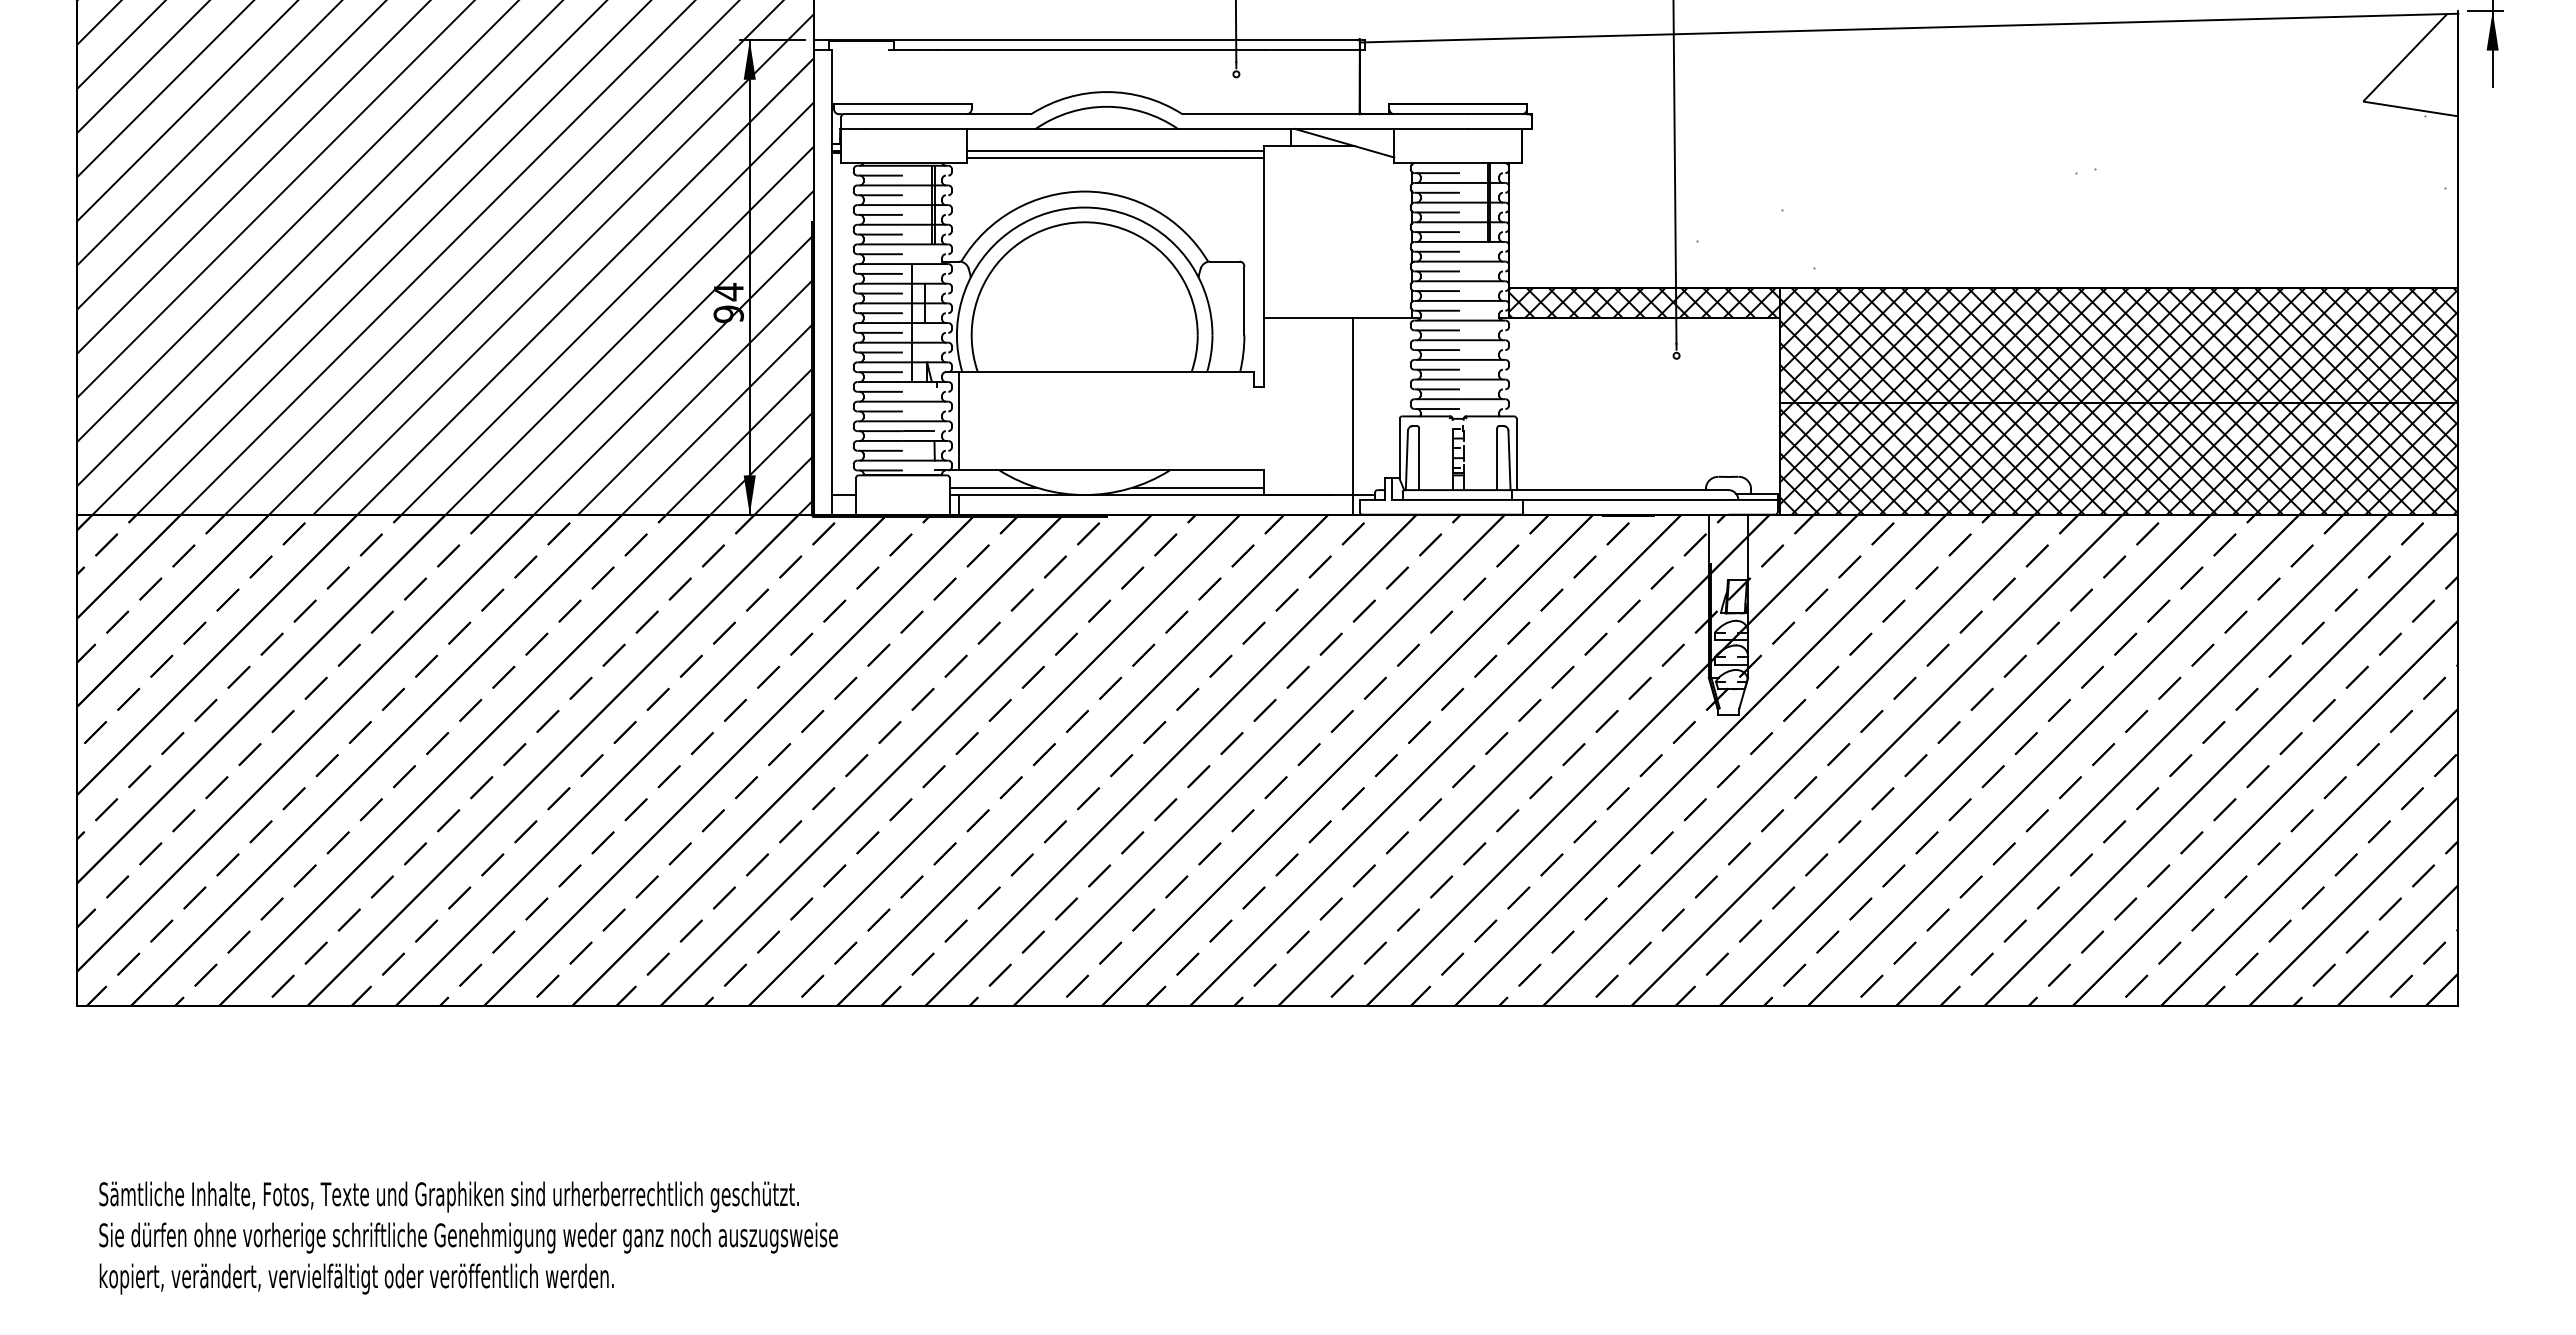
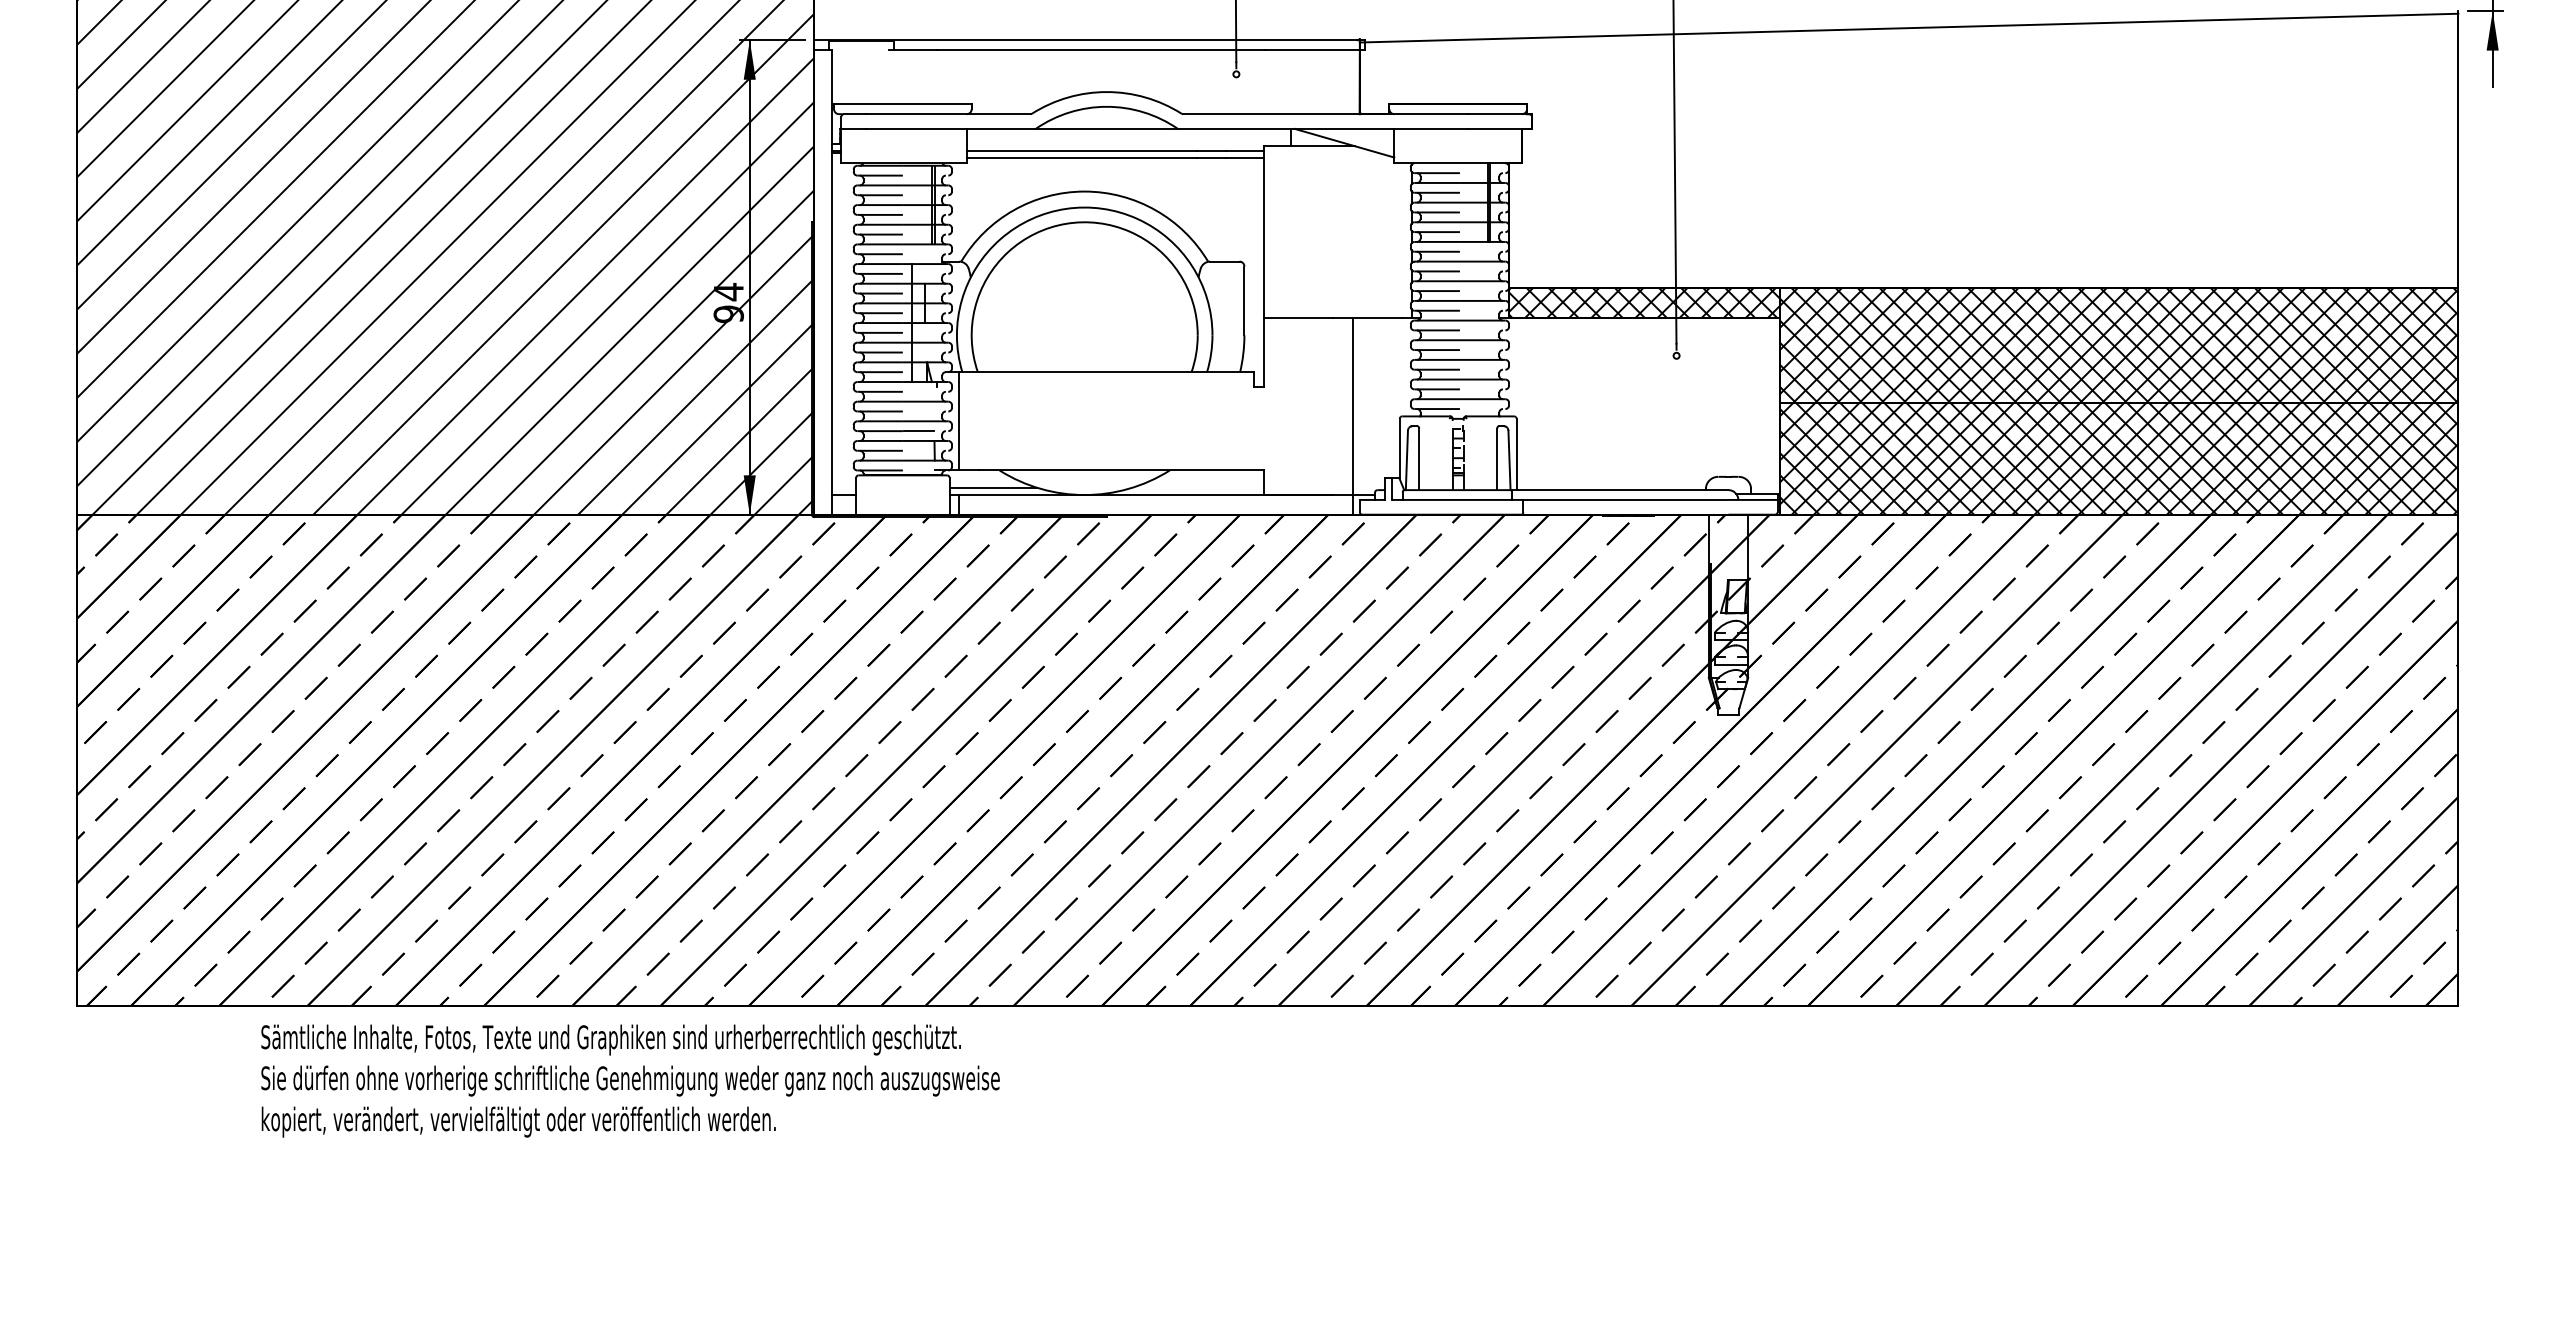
hatch: present -> none (2077, 141)
line: present -> none (1198, 487)
text position: (468, 1237) -> (630, 1080) (630, 1080)
